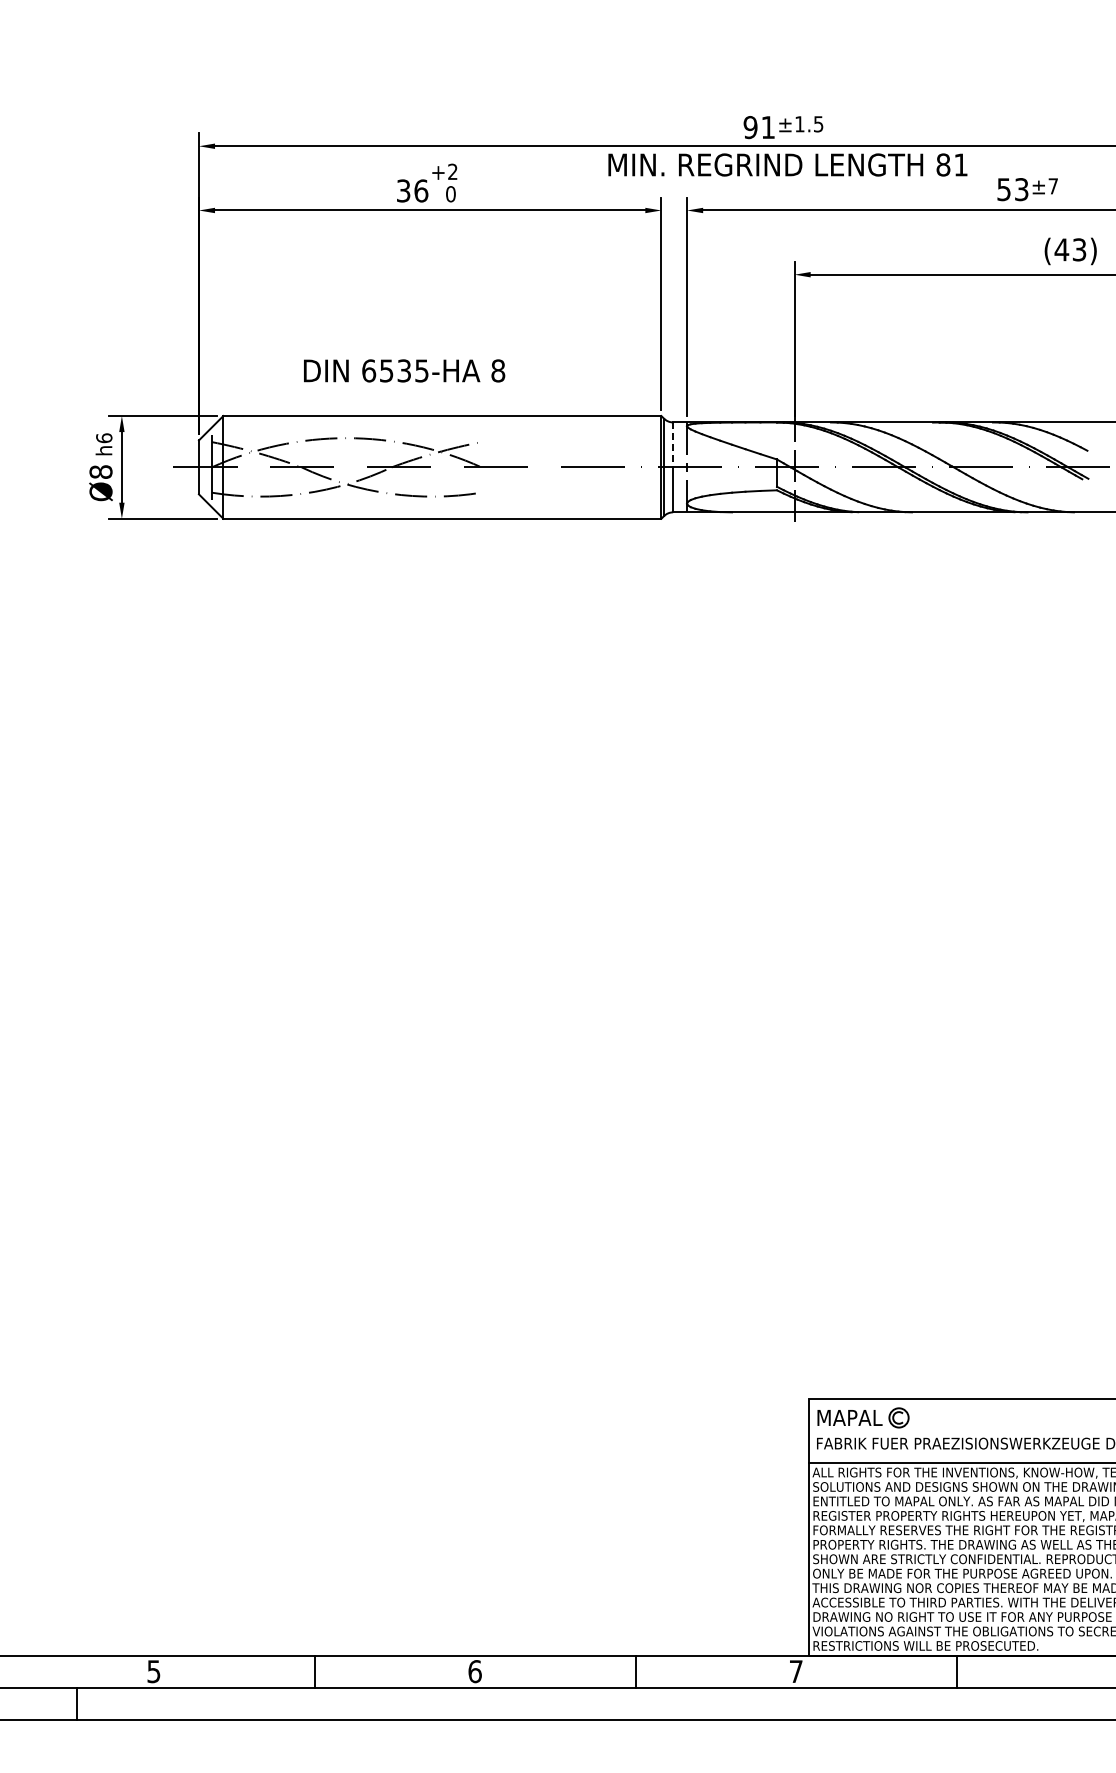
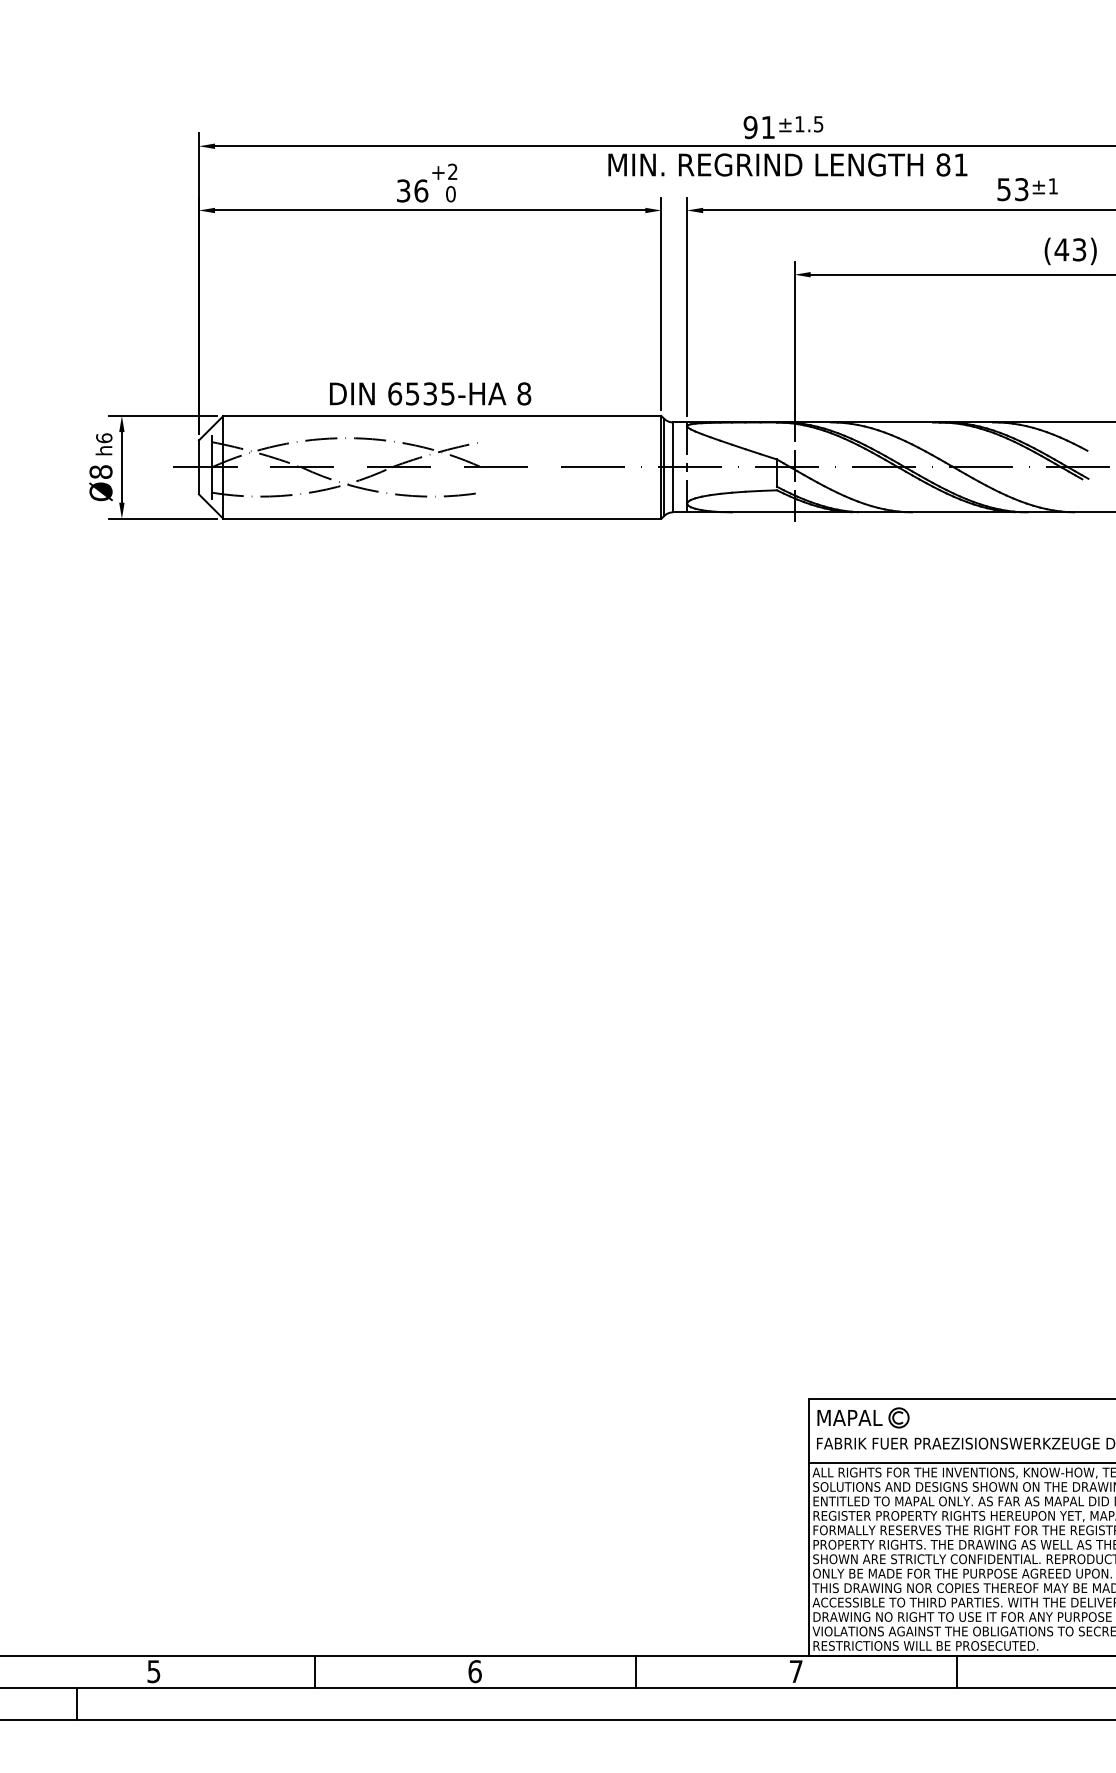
text: ±7 -> ±1 (1052, 186)
text position: (404, 370) -> (430, 393) (430, 393)
line: dashed -> solid (673, 445)
